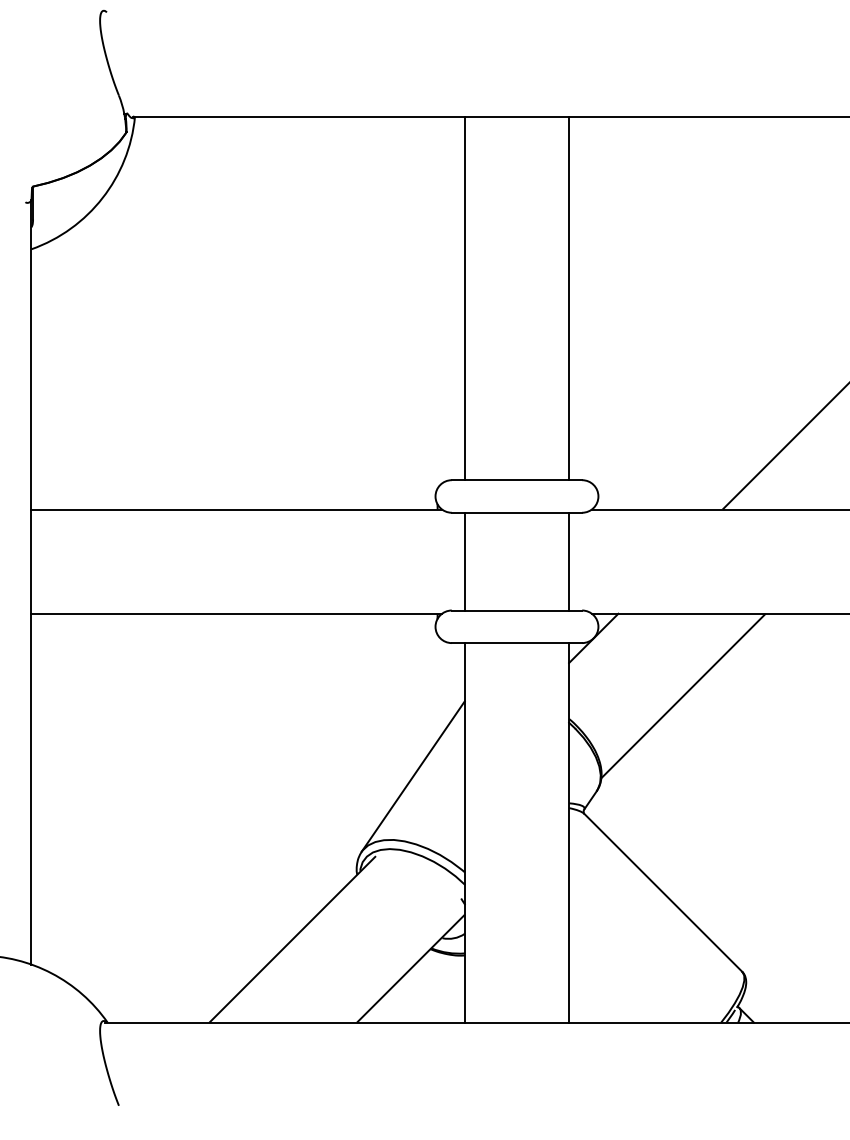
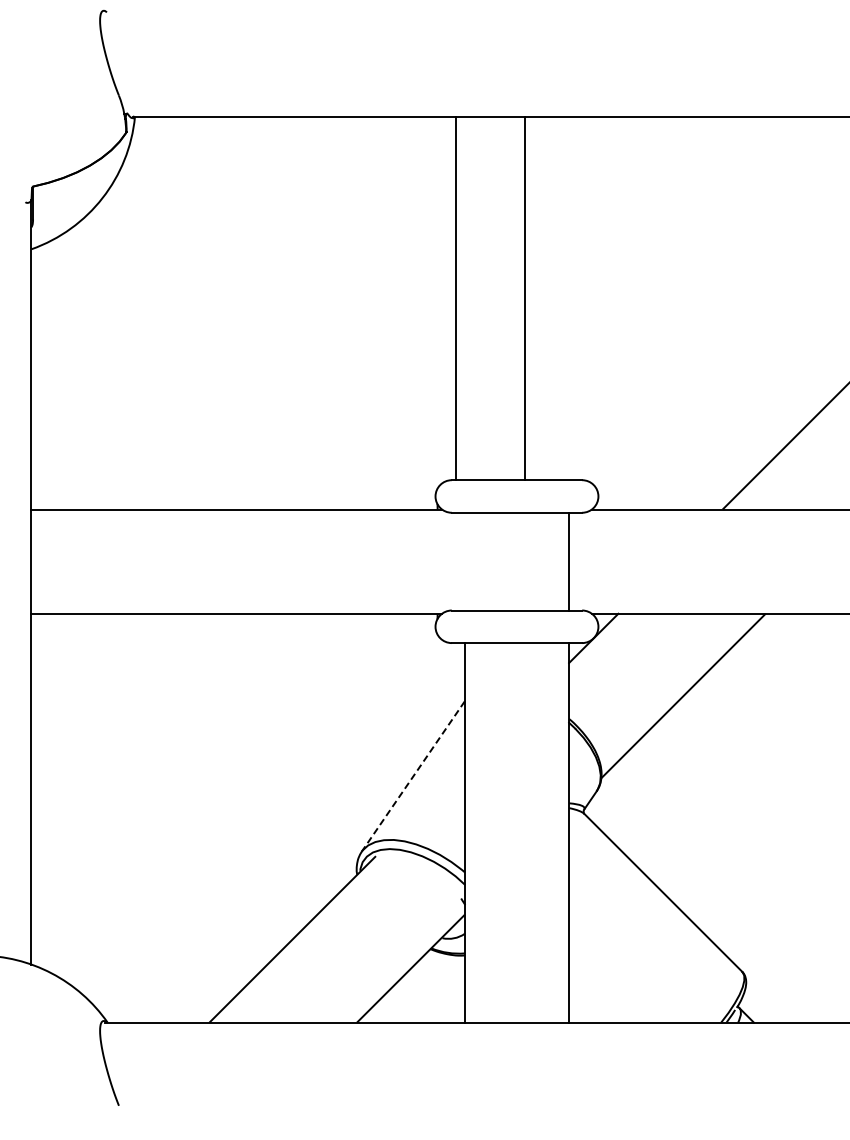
line position: (464, 298) -> (455, 298) (455, 298)
line position: (569, 298) -> (525, 298) (525, 298)
line: present -> none (464, 561)
line: solid -> dashed (413, 776)
